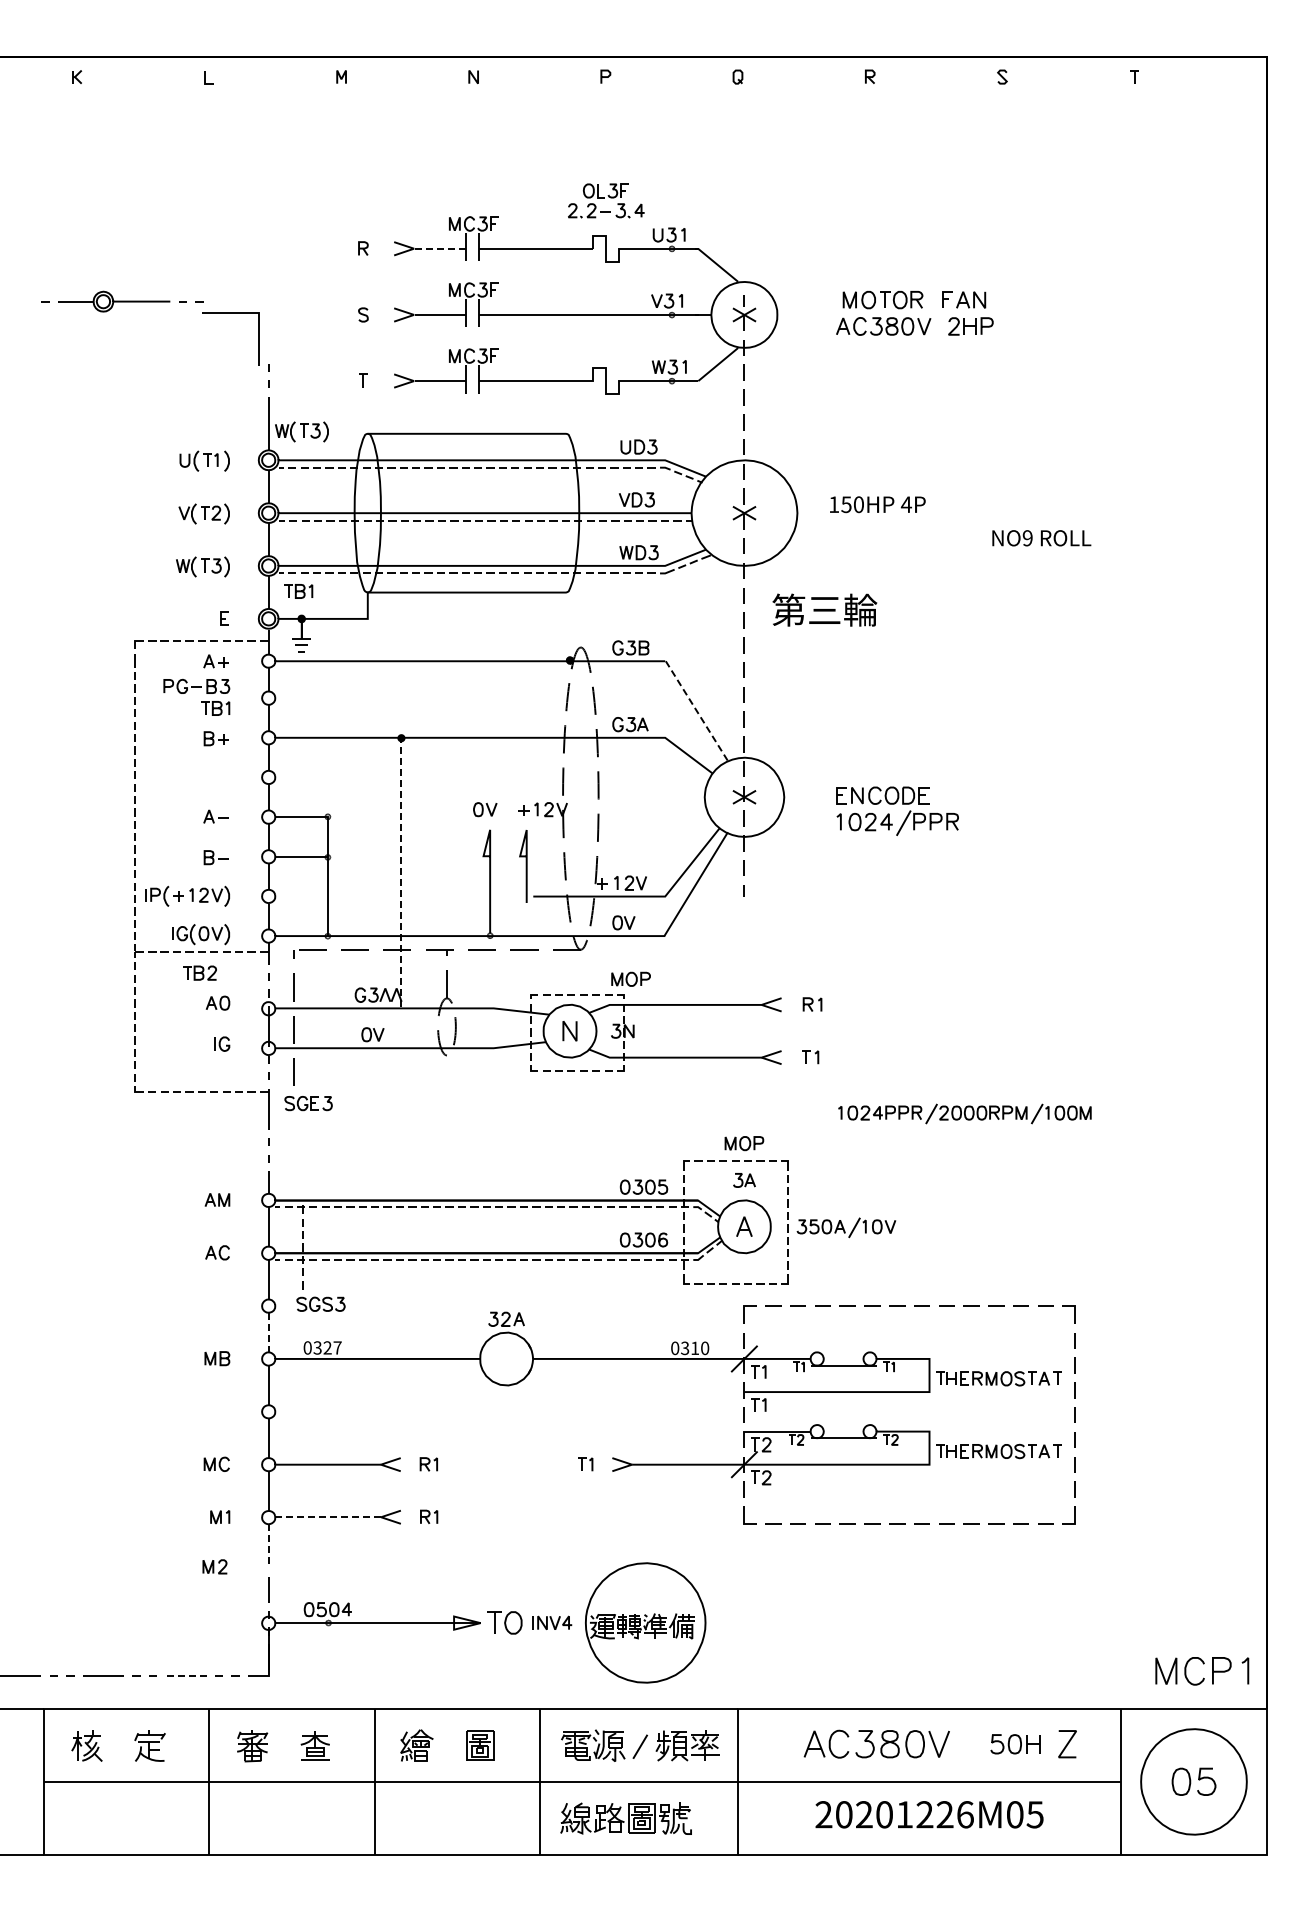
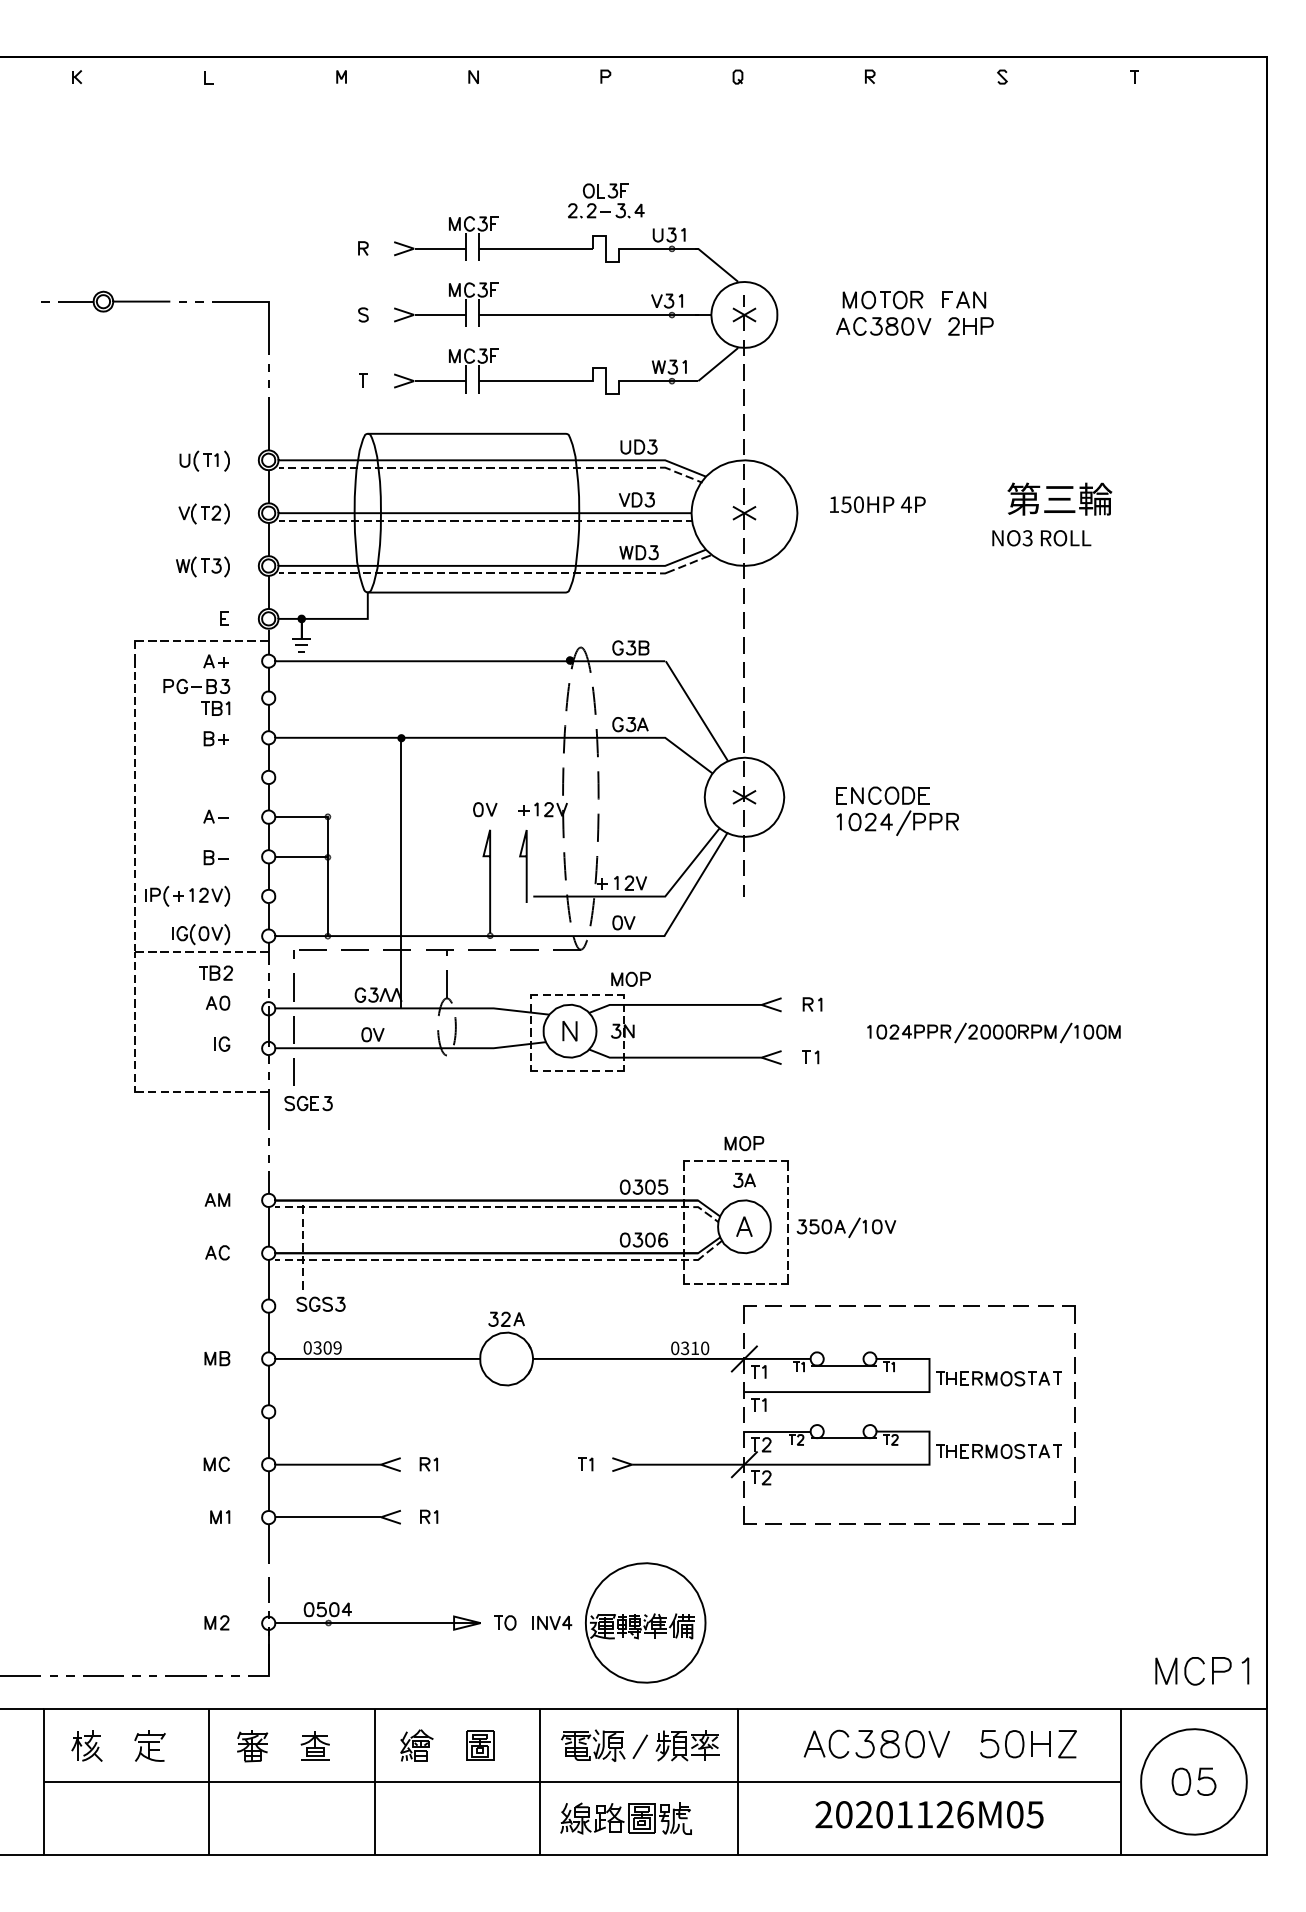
line: dashed -> solid (440, 248)
line position: (230, 313) -> (240, 302) (240, 302)
part: present -> none (301, 431)
text: NO9 -> NO3 (1027, 538)
part: present -> none (298, 591)
text position: (824, 609) -> (1059, 498) (1059, 498)
line: dashed -> solid (696, 711)
line: dashed -> solid (401, 872)
part position: (199, 972) -> (215, 972) (215, 972)
part position: (964, 1113) -> (993, 1032) (993, 1032)
line: dashed -> solid (268, 1332)
text: 0327 -> 0309 (332, 1347)
line: dashed -> solid (328, 1517)
line: dashed -> solid (268, 1544)
part position: (214, 1566) -> (216, 1622) (216, 1622)
part size: 36x24 px -> 23x16 px (505, 1622)
line: dashed -> solid (186, 1676)
part size: 51x21 px -> 71x29 px (1015, 1744)
text: 20201226M05 -> 20201126M05 (924, 1814)
